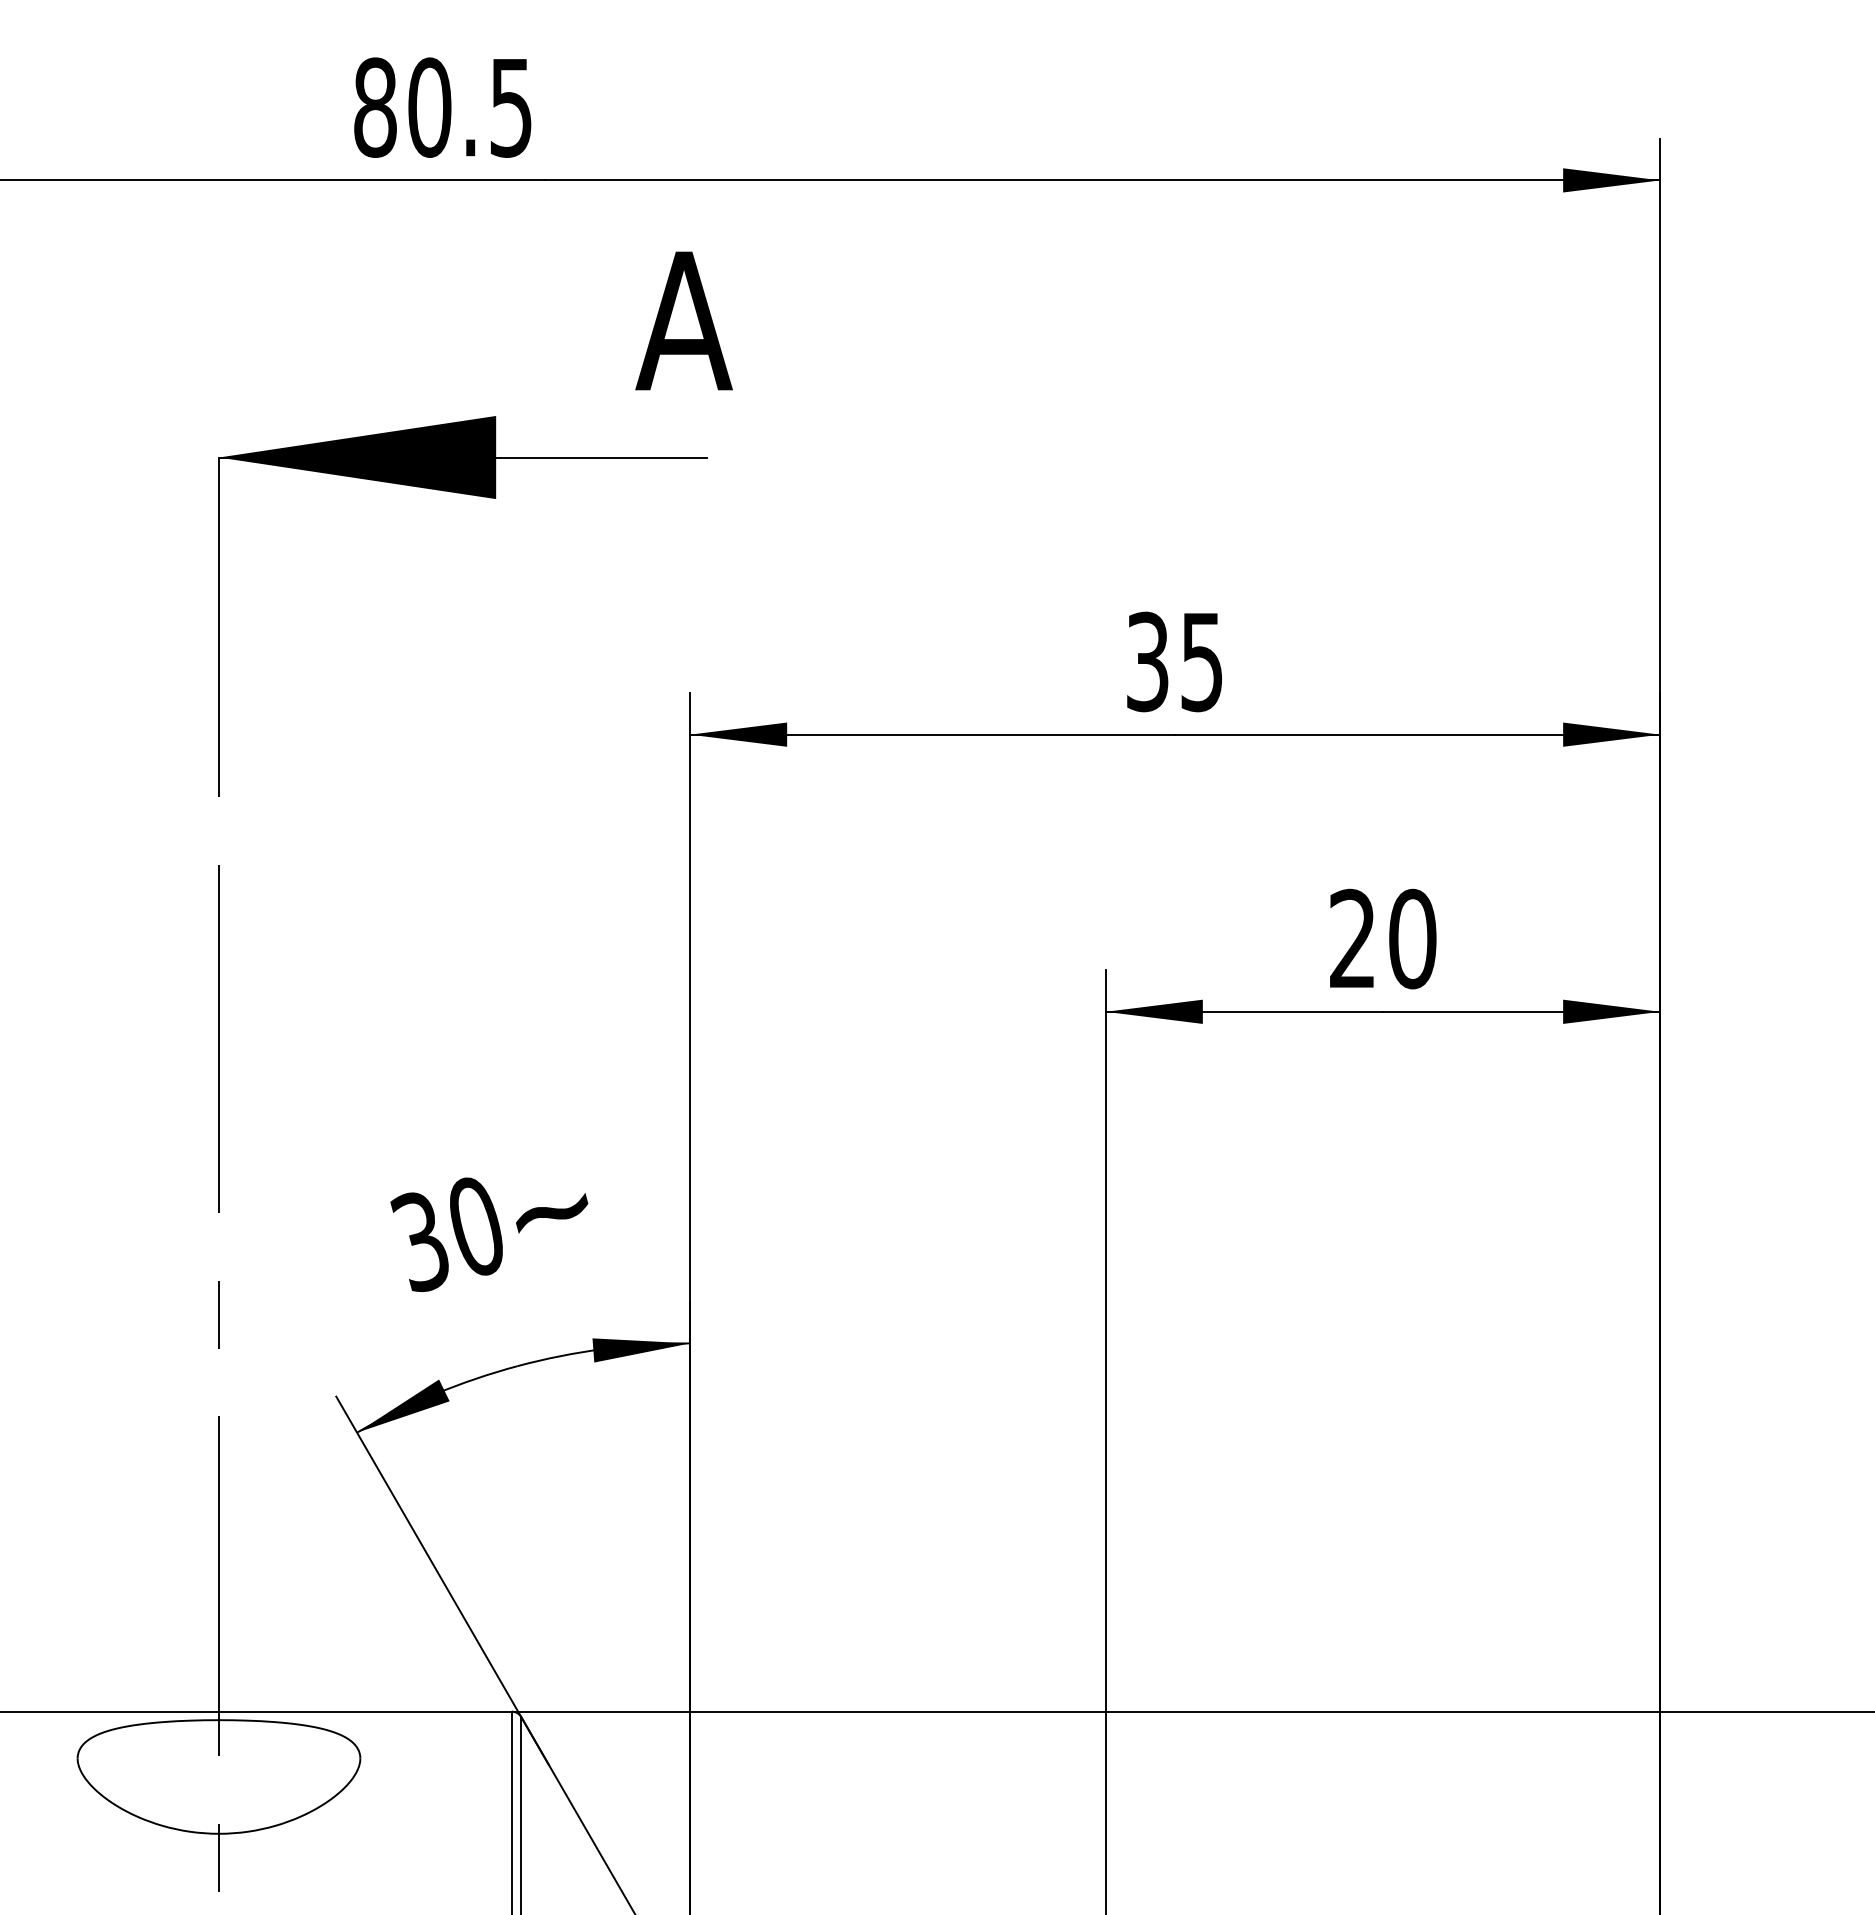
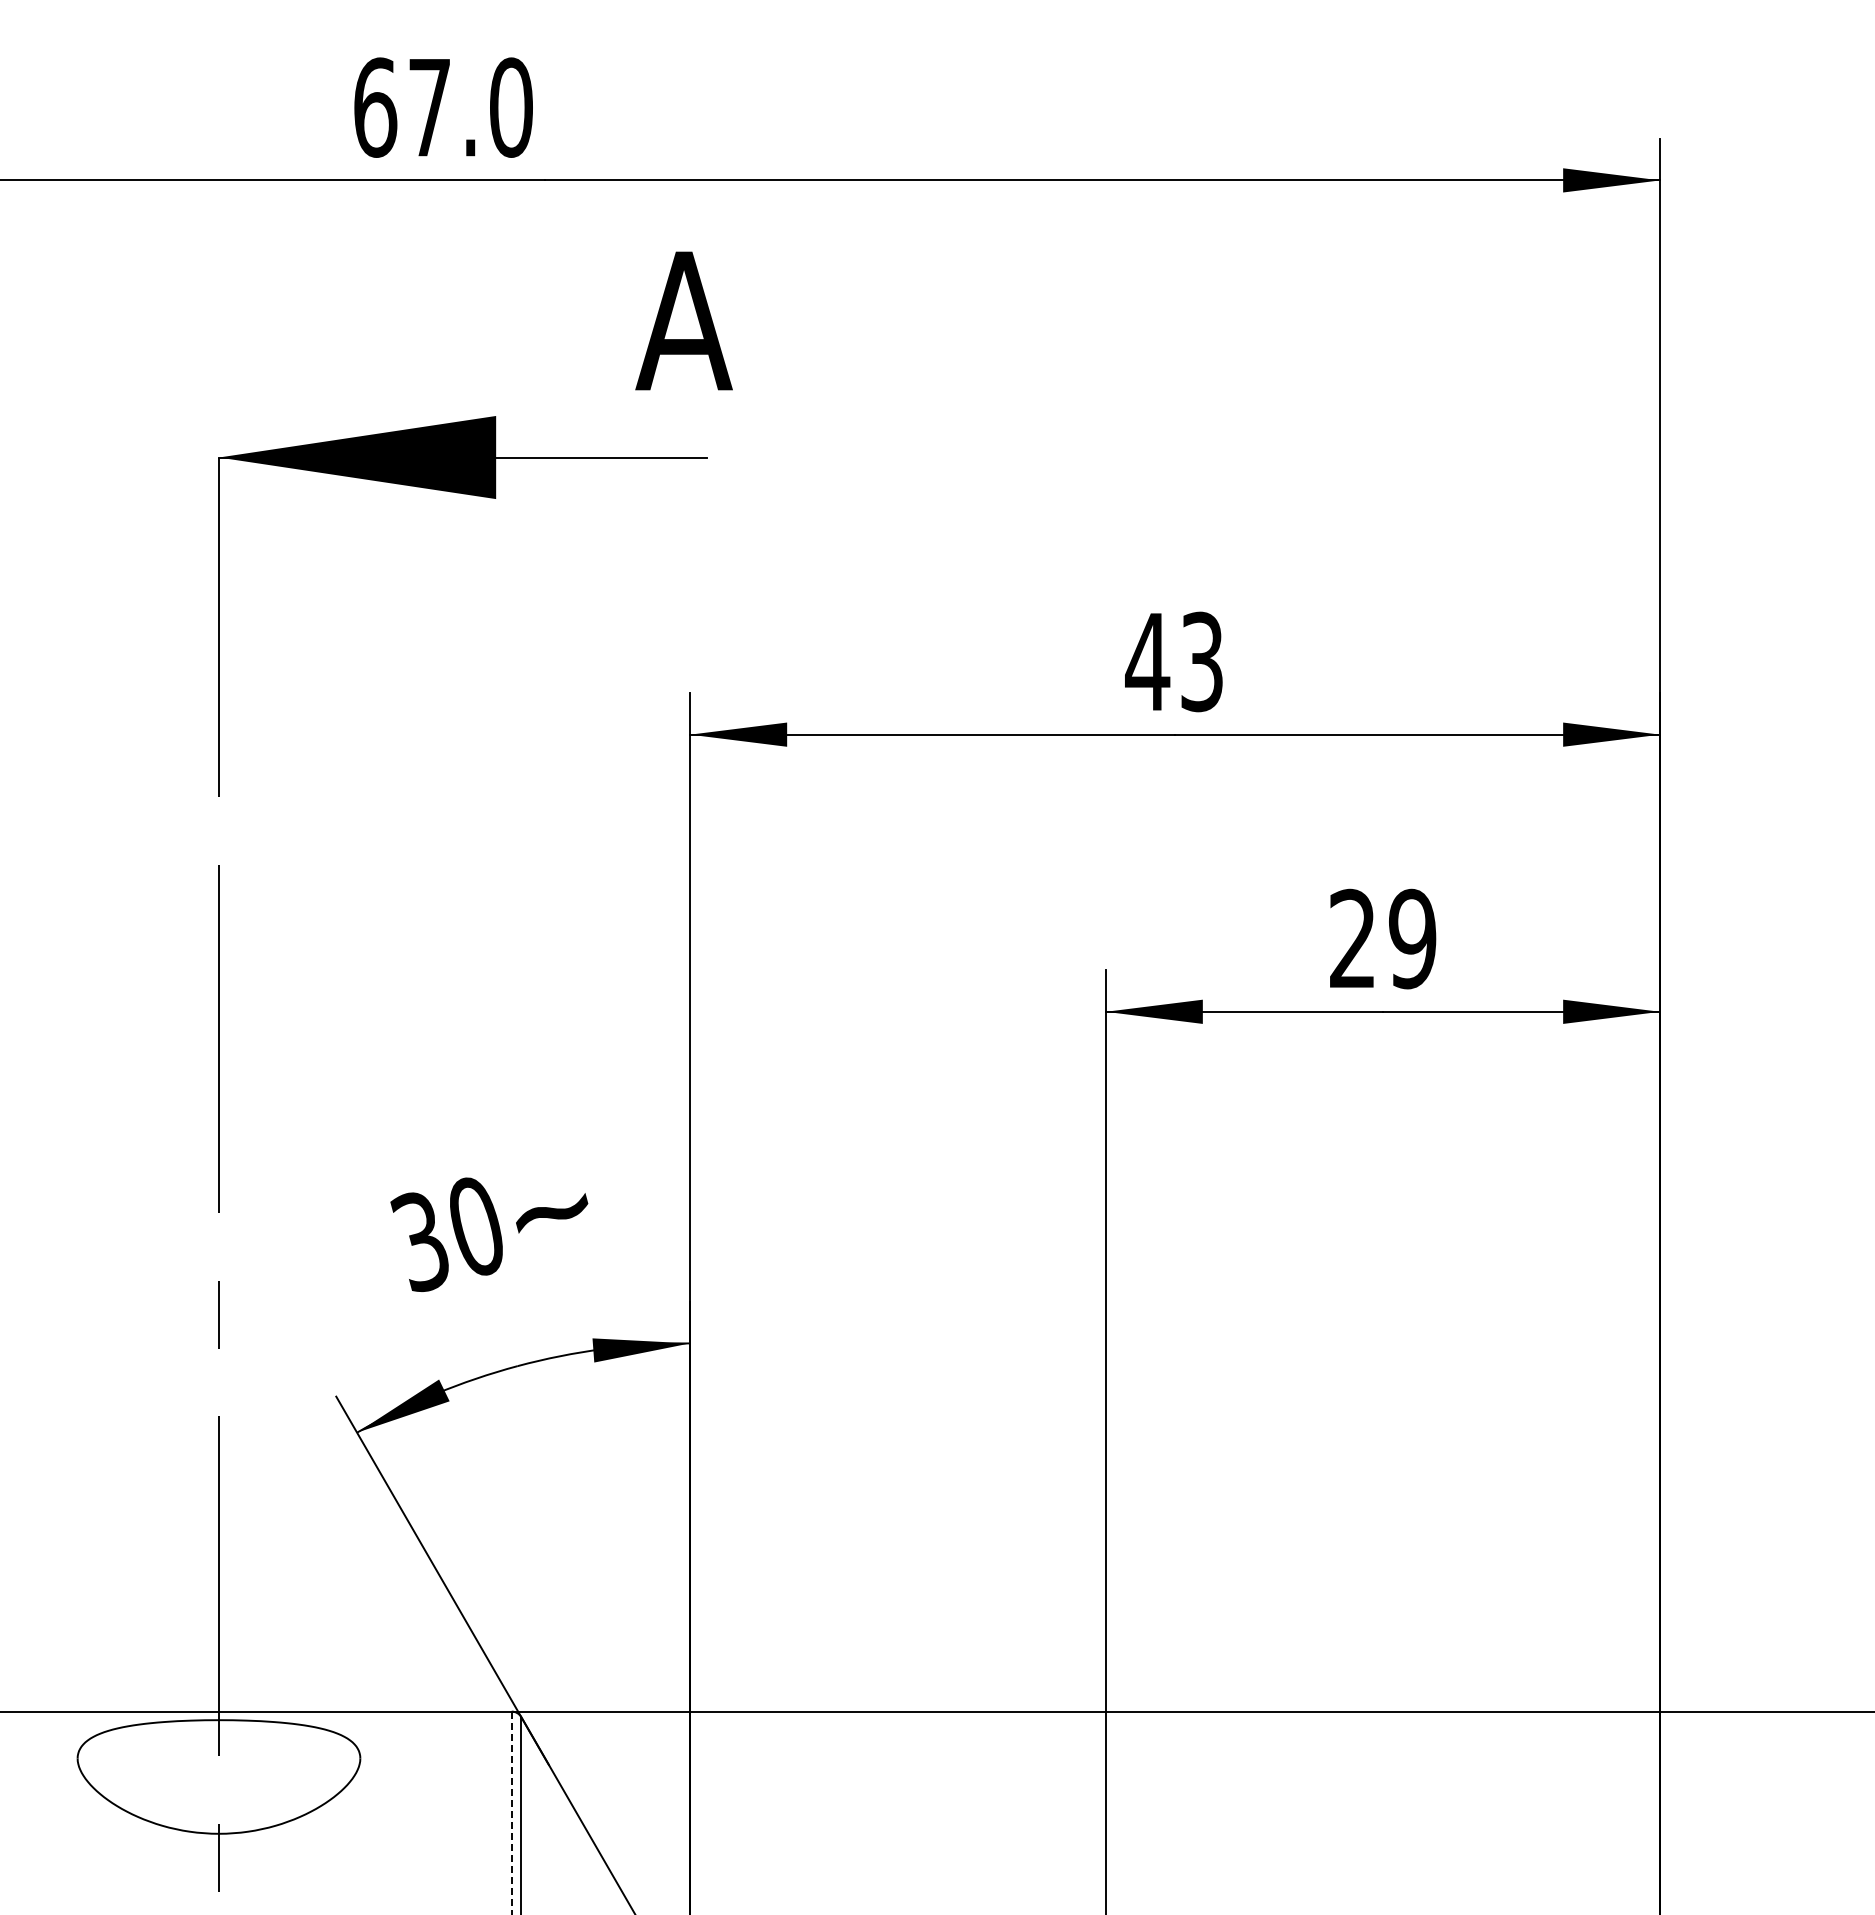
text: 80.5 -> 67.0 (443, 107)
text: 35 -> 43 (1173, 661)
text: 20 -> 29 (1412, 938)
line: solid -> dashed (511, 1813)
